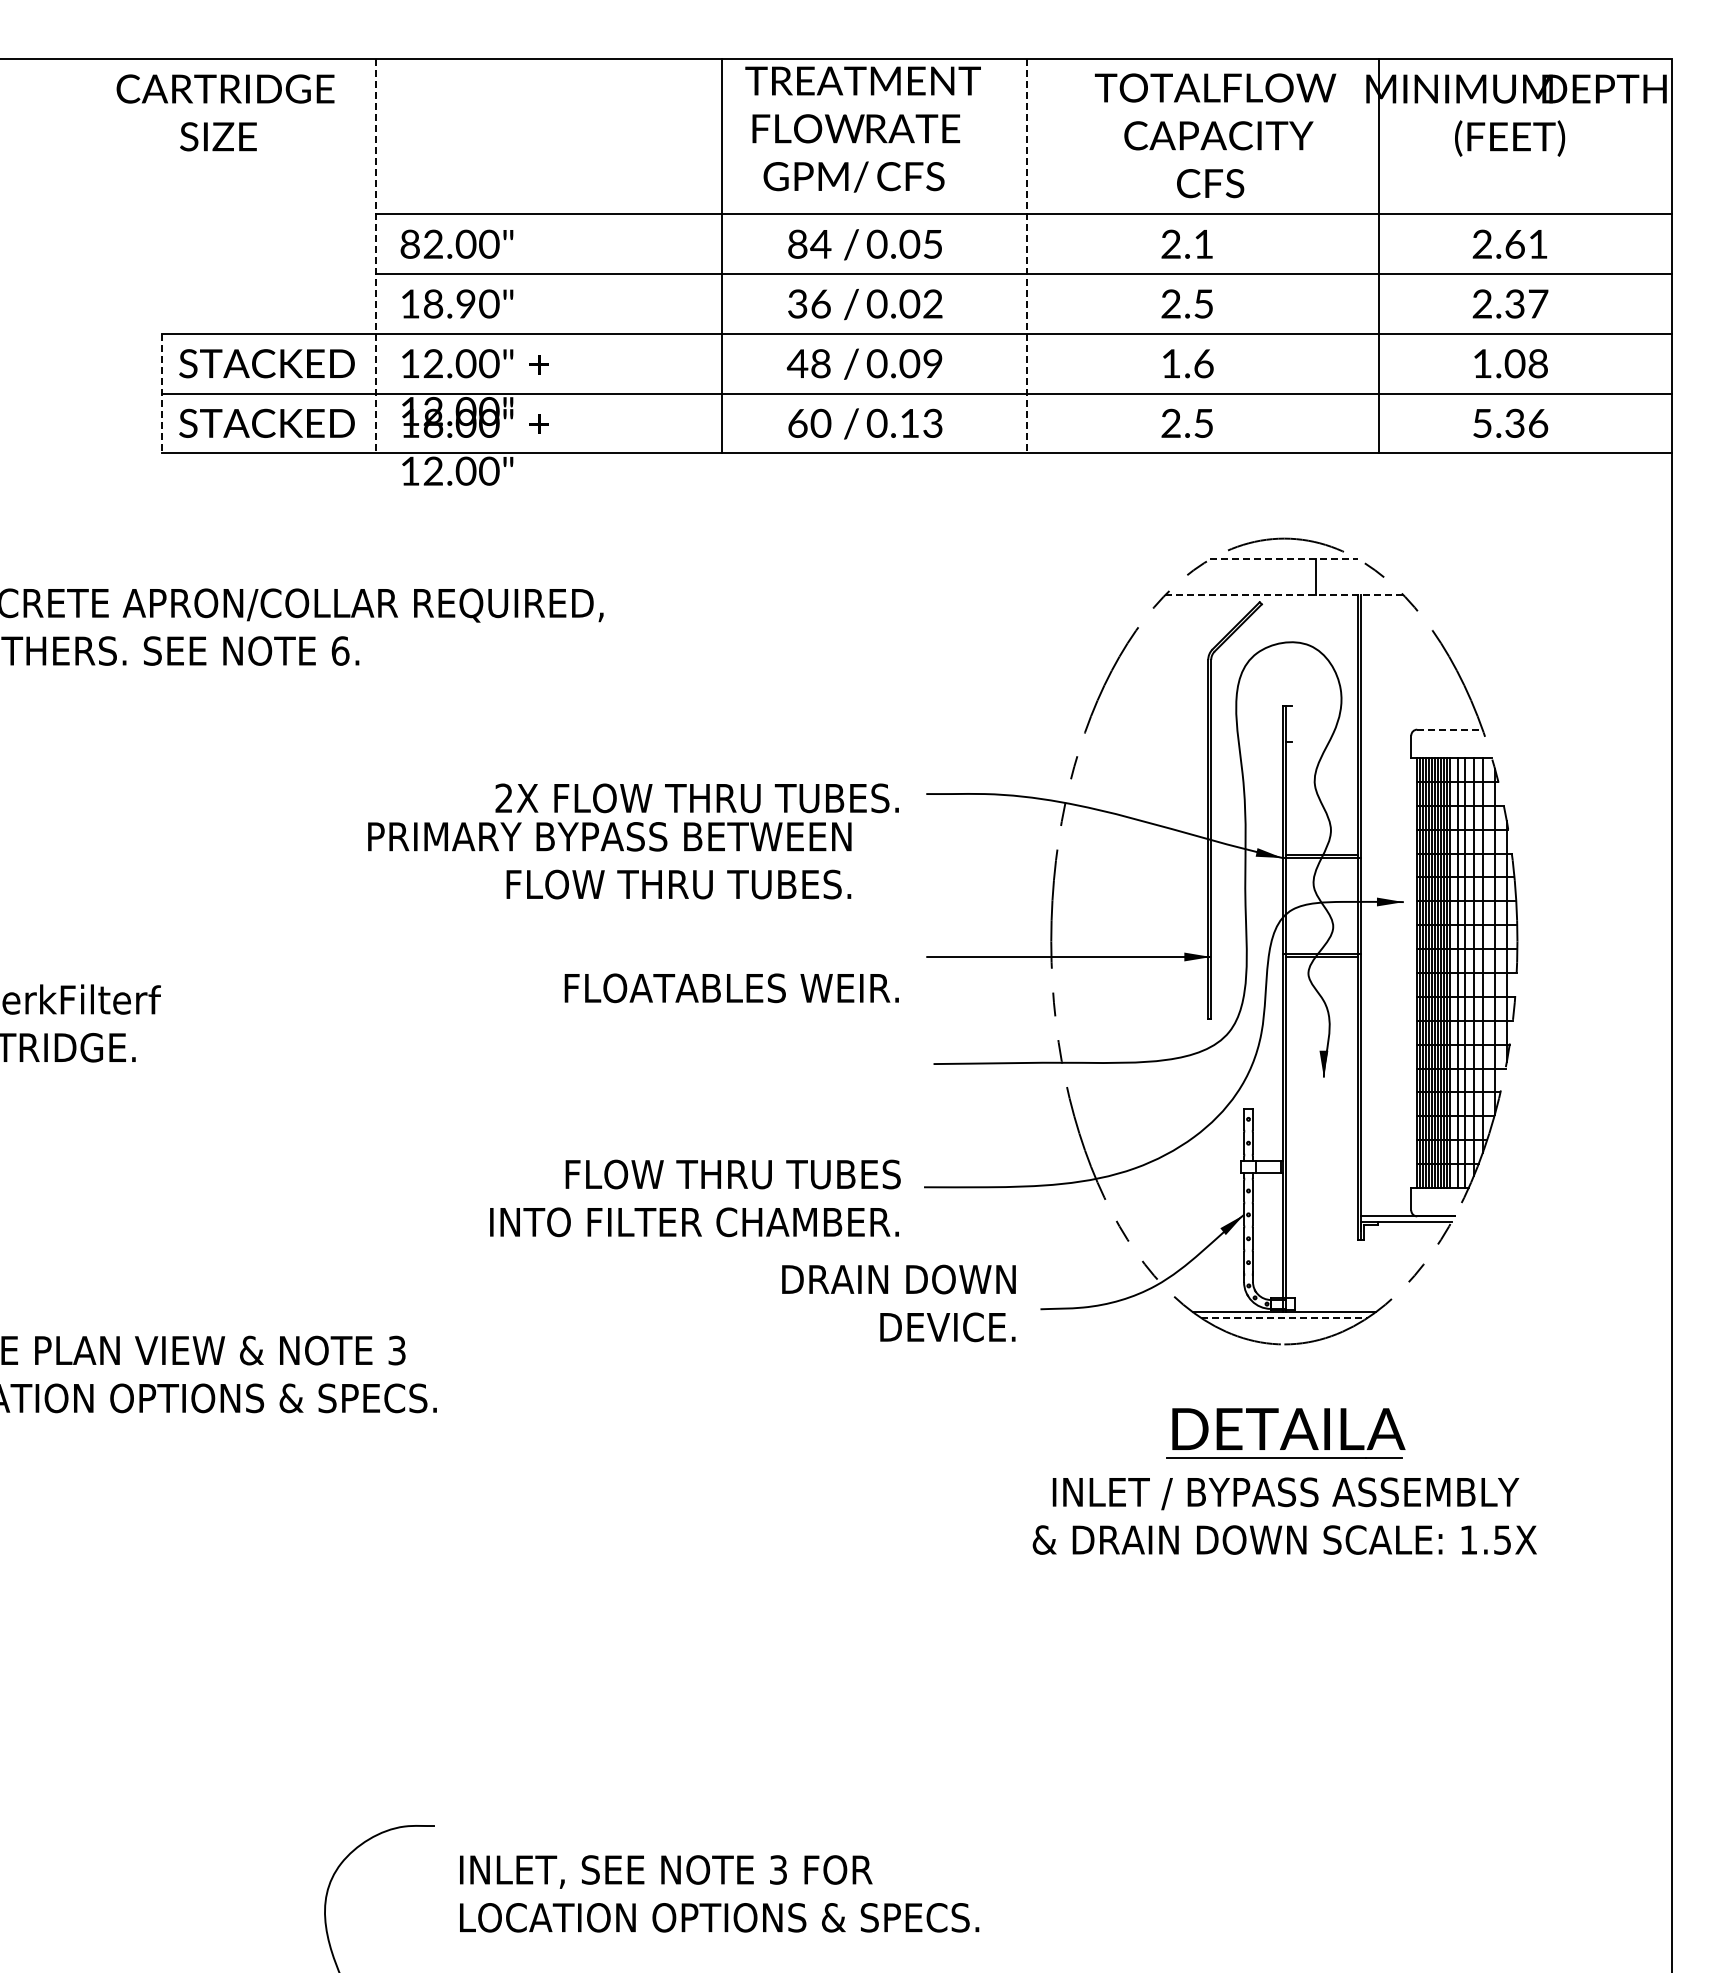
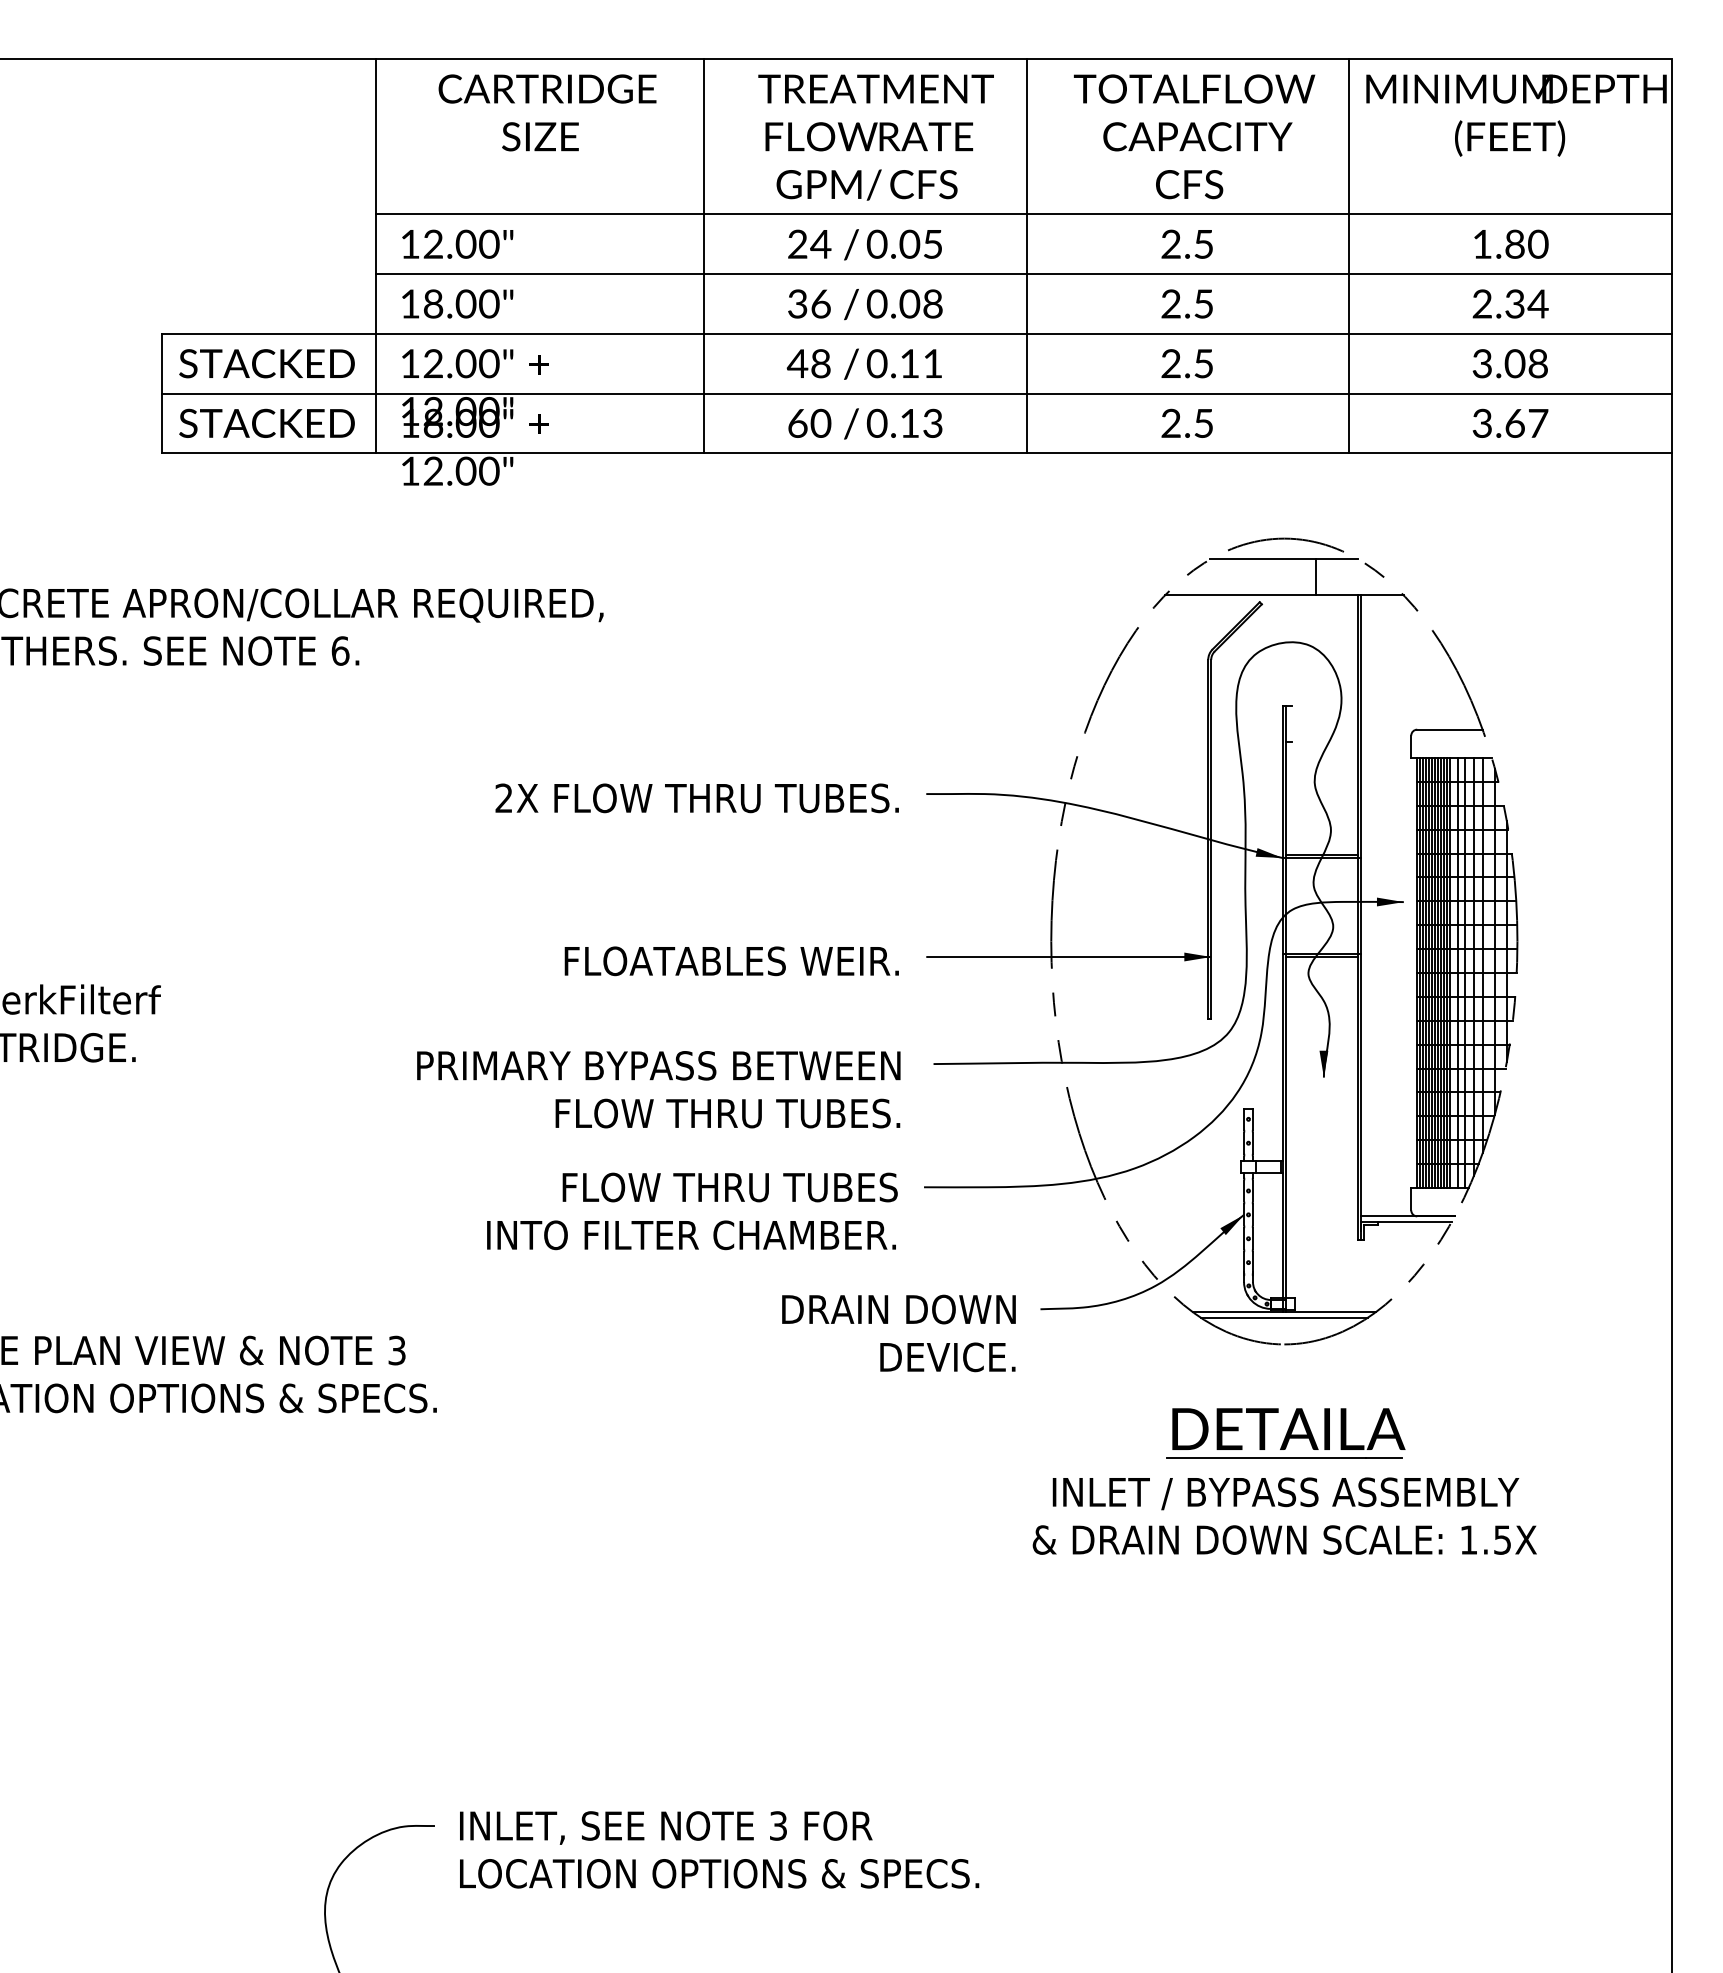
text position: (225, 112) -> (547, 112) (547, 112)
text position: (862, 129) -> (875, 137) (875, 137)
text position: (1215, 135) -> (1194, 136) (1194, 136)
text: 82.00" -> 12.00" (409, 243)
text: 2.61 -> 1.80 (1510, 243)
text: 84 -> 24 (797, 244)
text: 2.1 -> 2.5 (1203, 244)
line: dashed -> solid (376, 256)
line position: (722, 256) -> (704, 256) (704, 256)
line: dashed -> solid (1026, 256)
line position: (1379, 256) -> (1349, 256) (1349, 256)
text: 2.37 -> 2.34 (1537, 303)
text: 18.90" -> 18.00" (465, 304)
text: 0.02 -> 0.08 (932, 304)
text: 0.09 -> 0.11 (920, 363)
text: 1.6 -> 2.5 (1187, 363)
text: 1.08 -> 3.08 (1481, 363)
line: dashed -> solid (161, 393)
text: 5.36 -> 3.67 (1510, 422)
line: dashed -> solid (1284, 559)
line: dashed -> solid (1284, 595)
line: dashed -> solid (1449, 729)
text position: (609, 860) -> (658, 1089) (658, 1089)
text position: (731, 988) -> (731, 961) (731, 961)
text position: (695, 1198) -> (692, 1211) (692, 1211)
text position: (898, 1303) -> (898, 1333) (898, 1333)
line: dashed -> solid (1284, 1317)
text position: (719, 1893) -> (719, 1849) (719, 1849)
